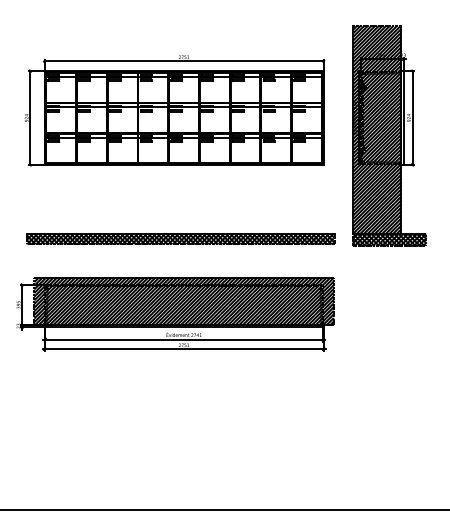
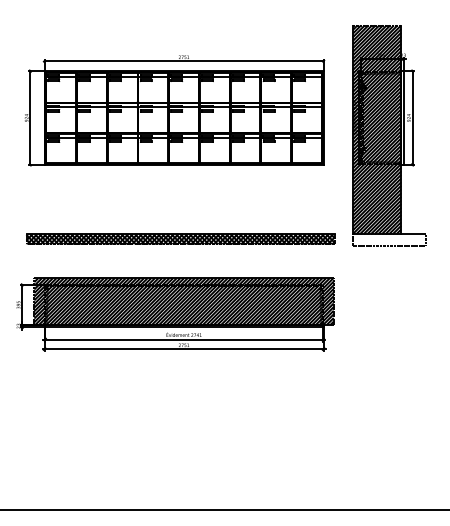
hatch: present -> none (389, 240)
